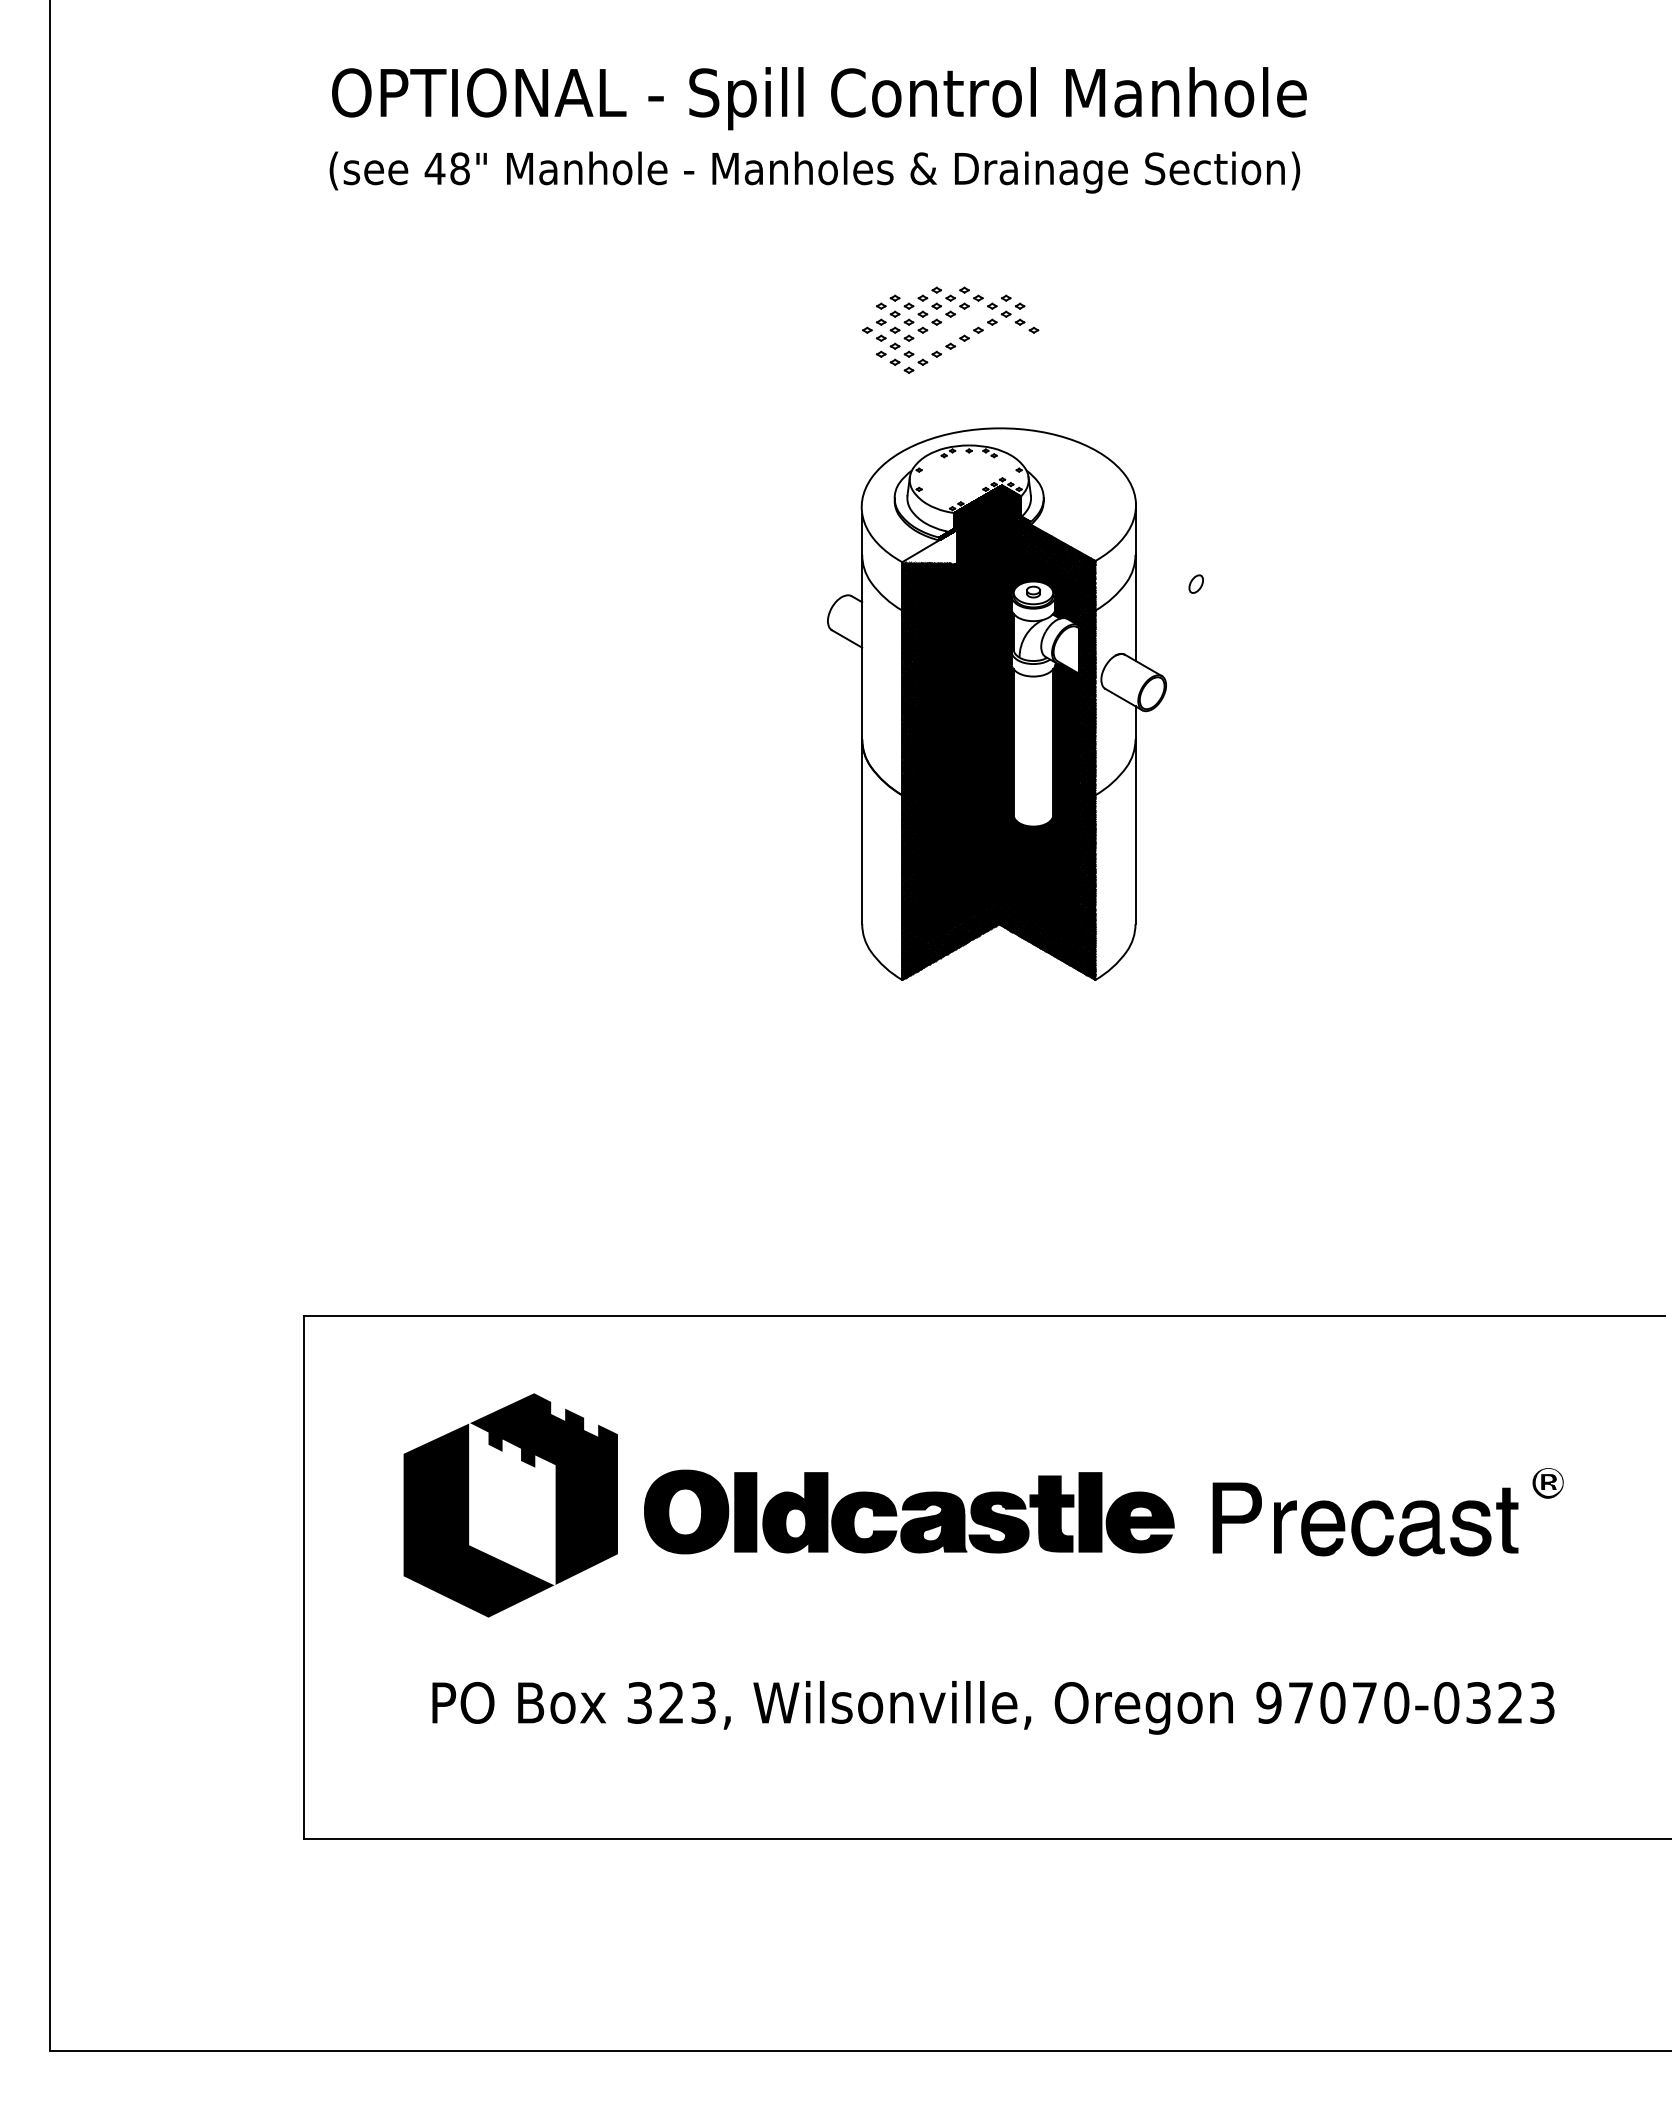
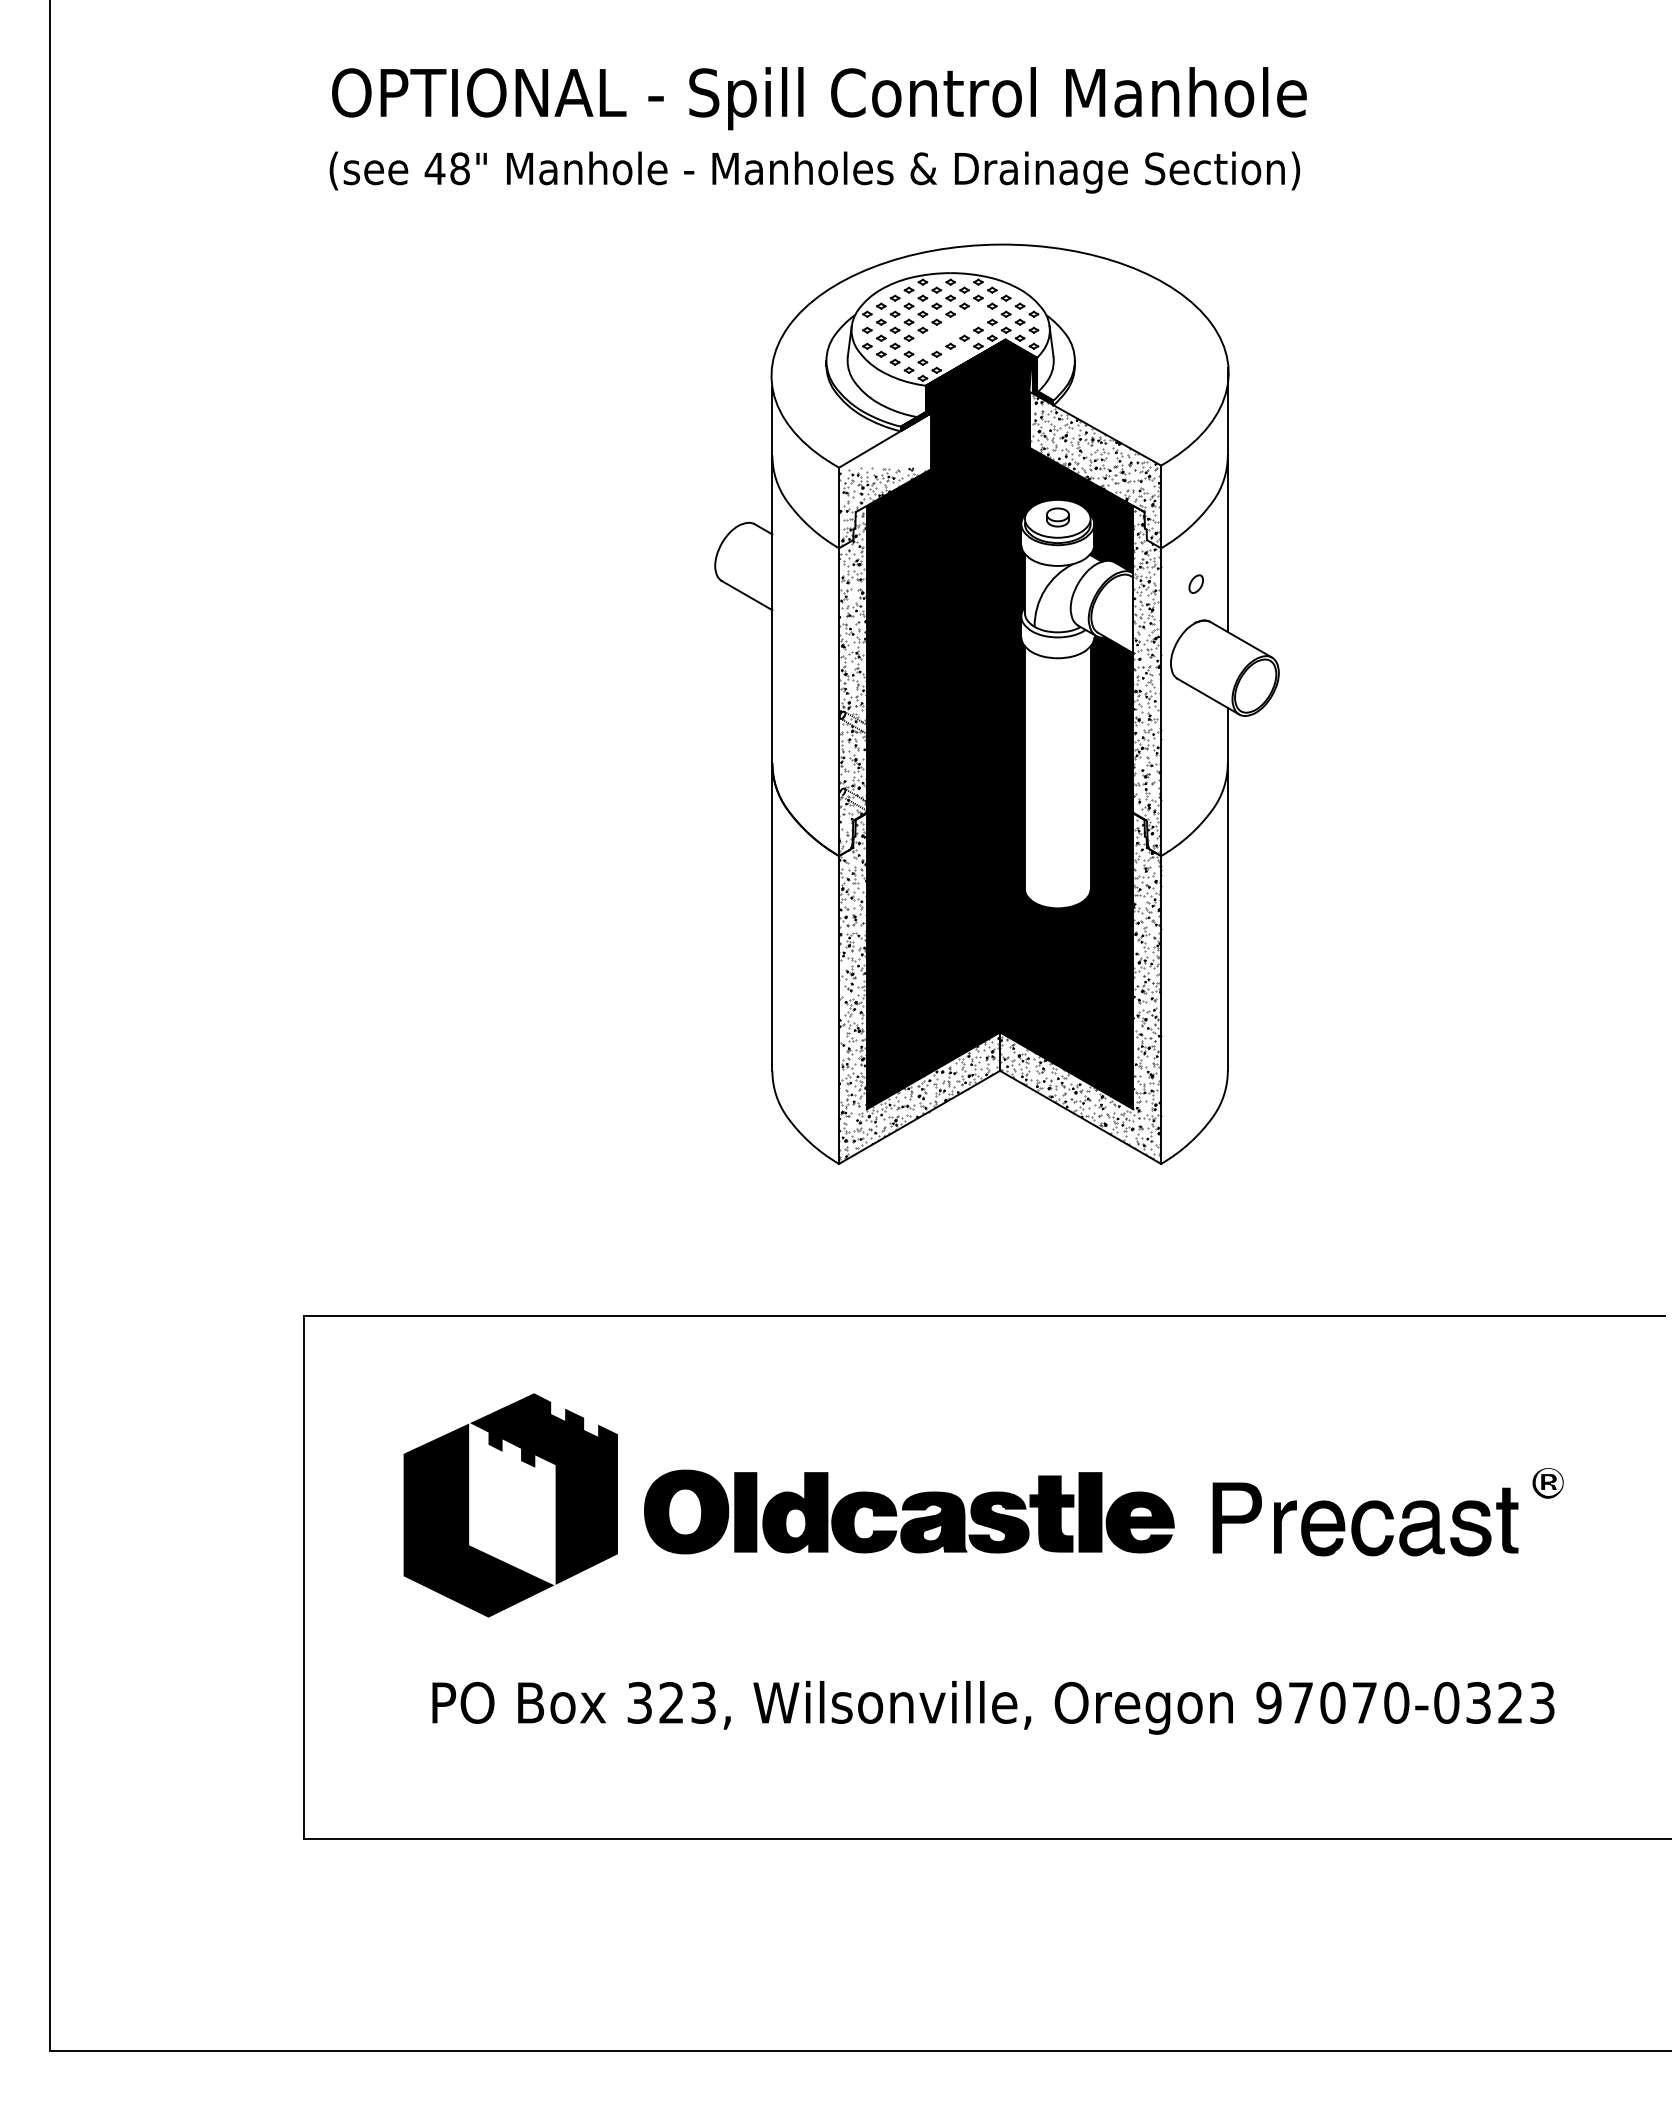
part size: 340x554 px -> 566x922 px (996, 703)
